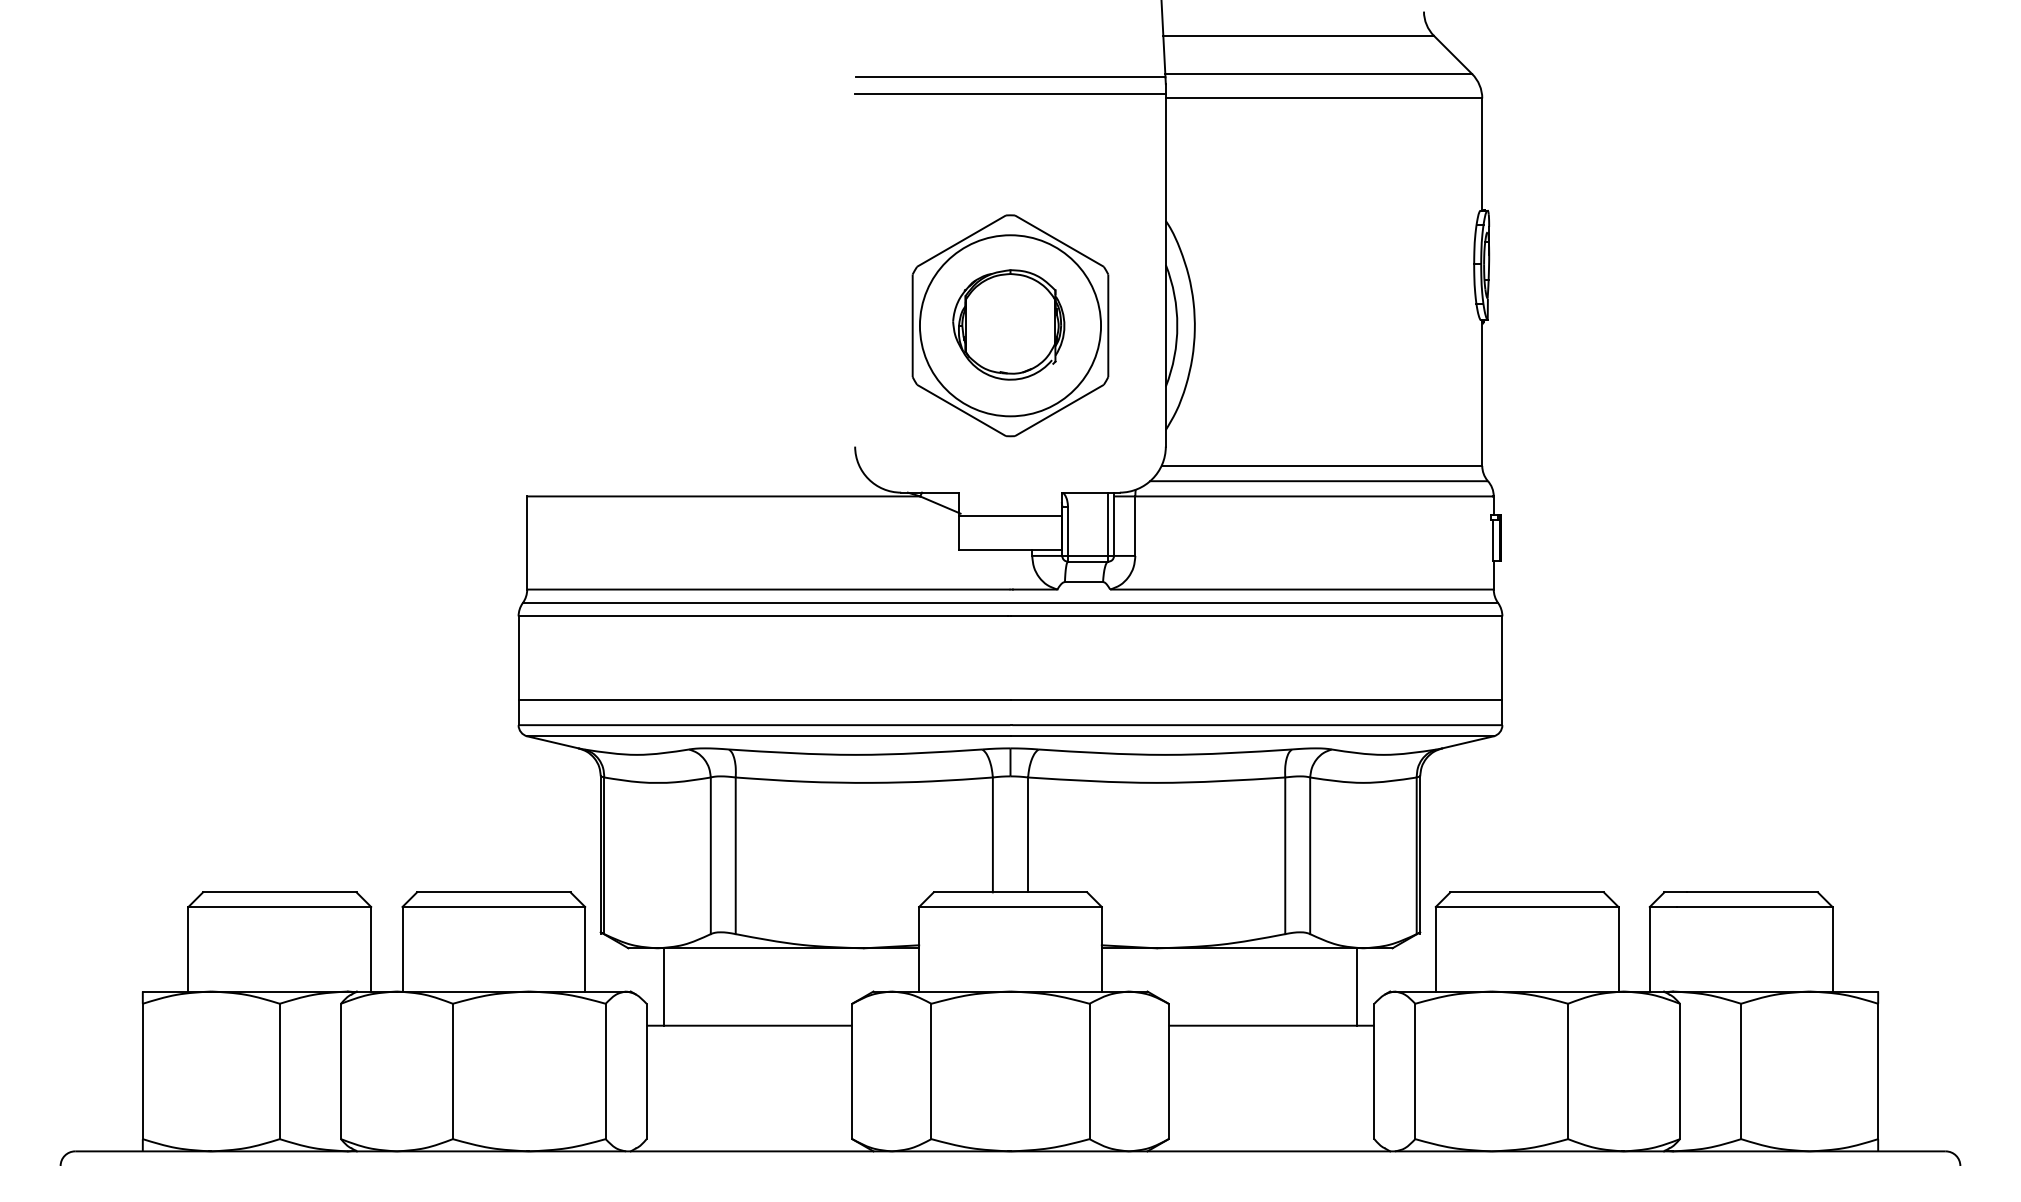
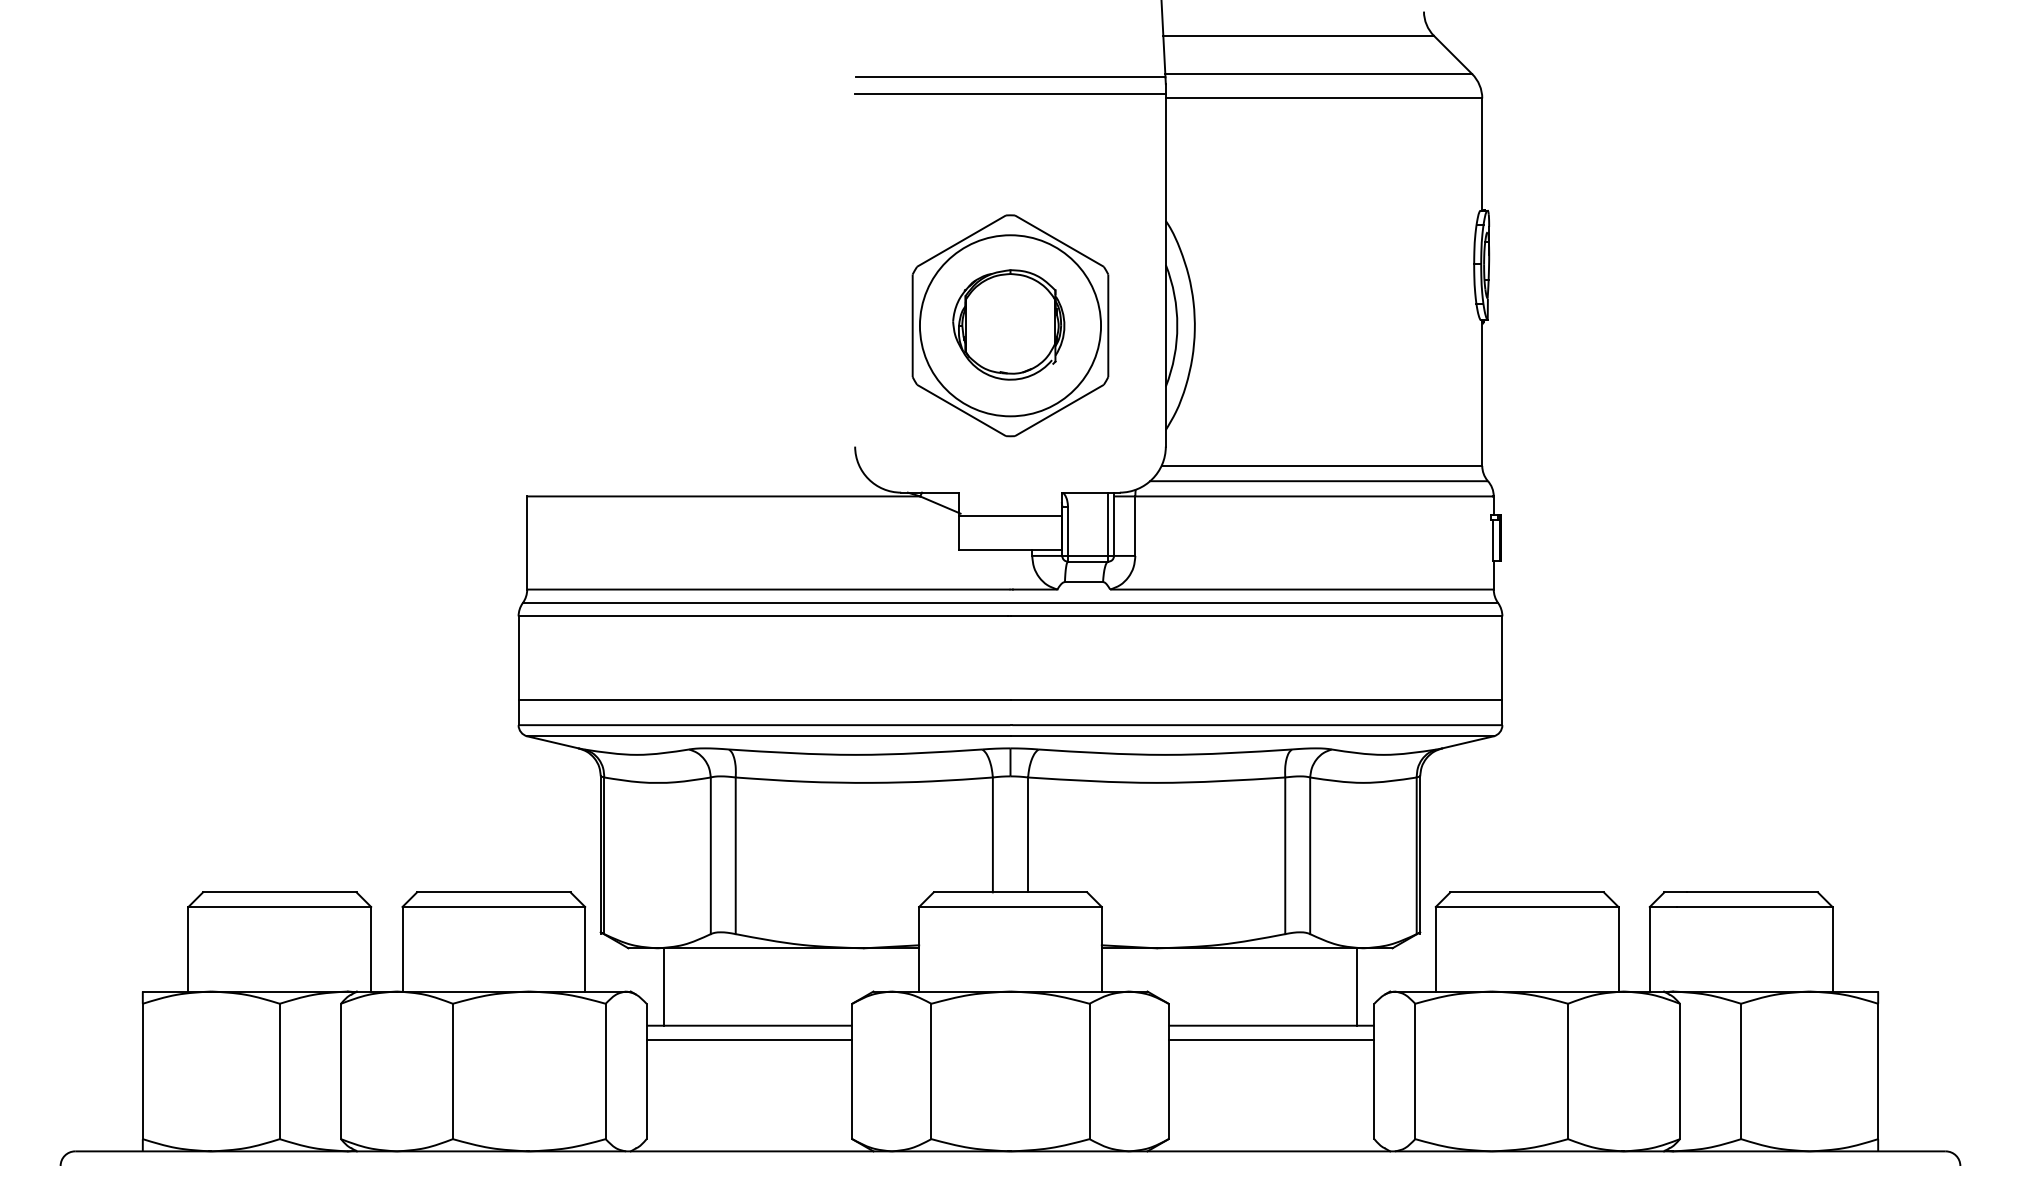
line: none -> present (749, 1040)
line: none -> present (1271, 1040)
